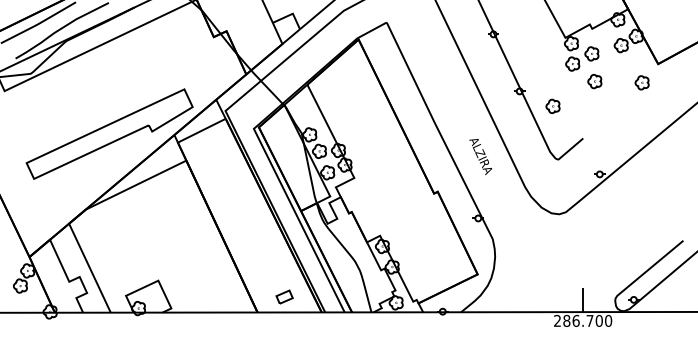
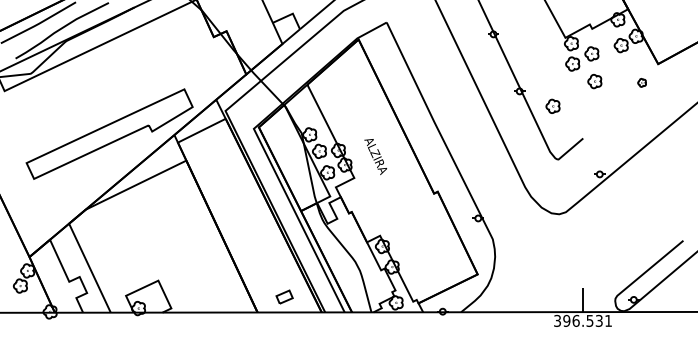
part size: 16x16 px -> 10x10 px (641, 82)
text position: (480, 157) -> (375, 157) (375, 157)
text: 286.700 -> 396.531 (583, 320)
